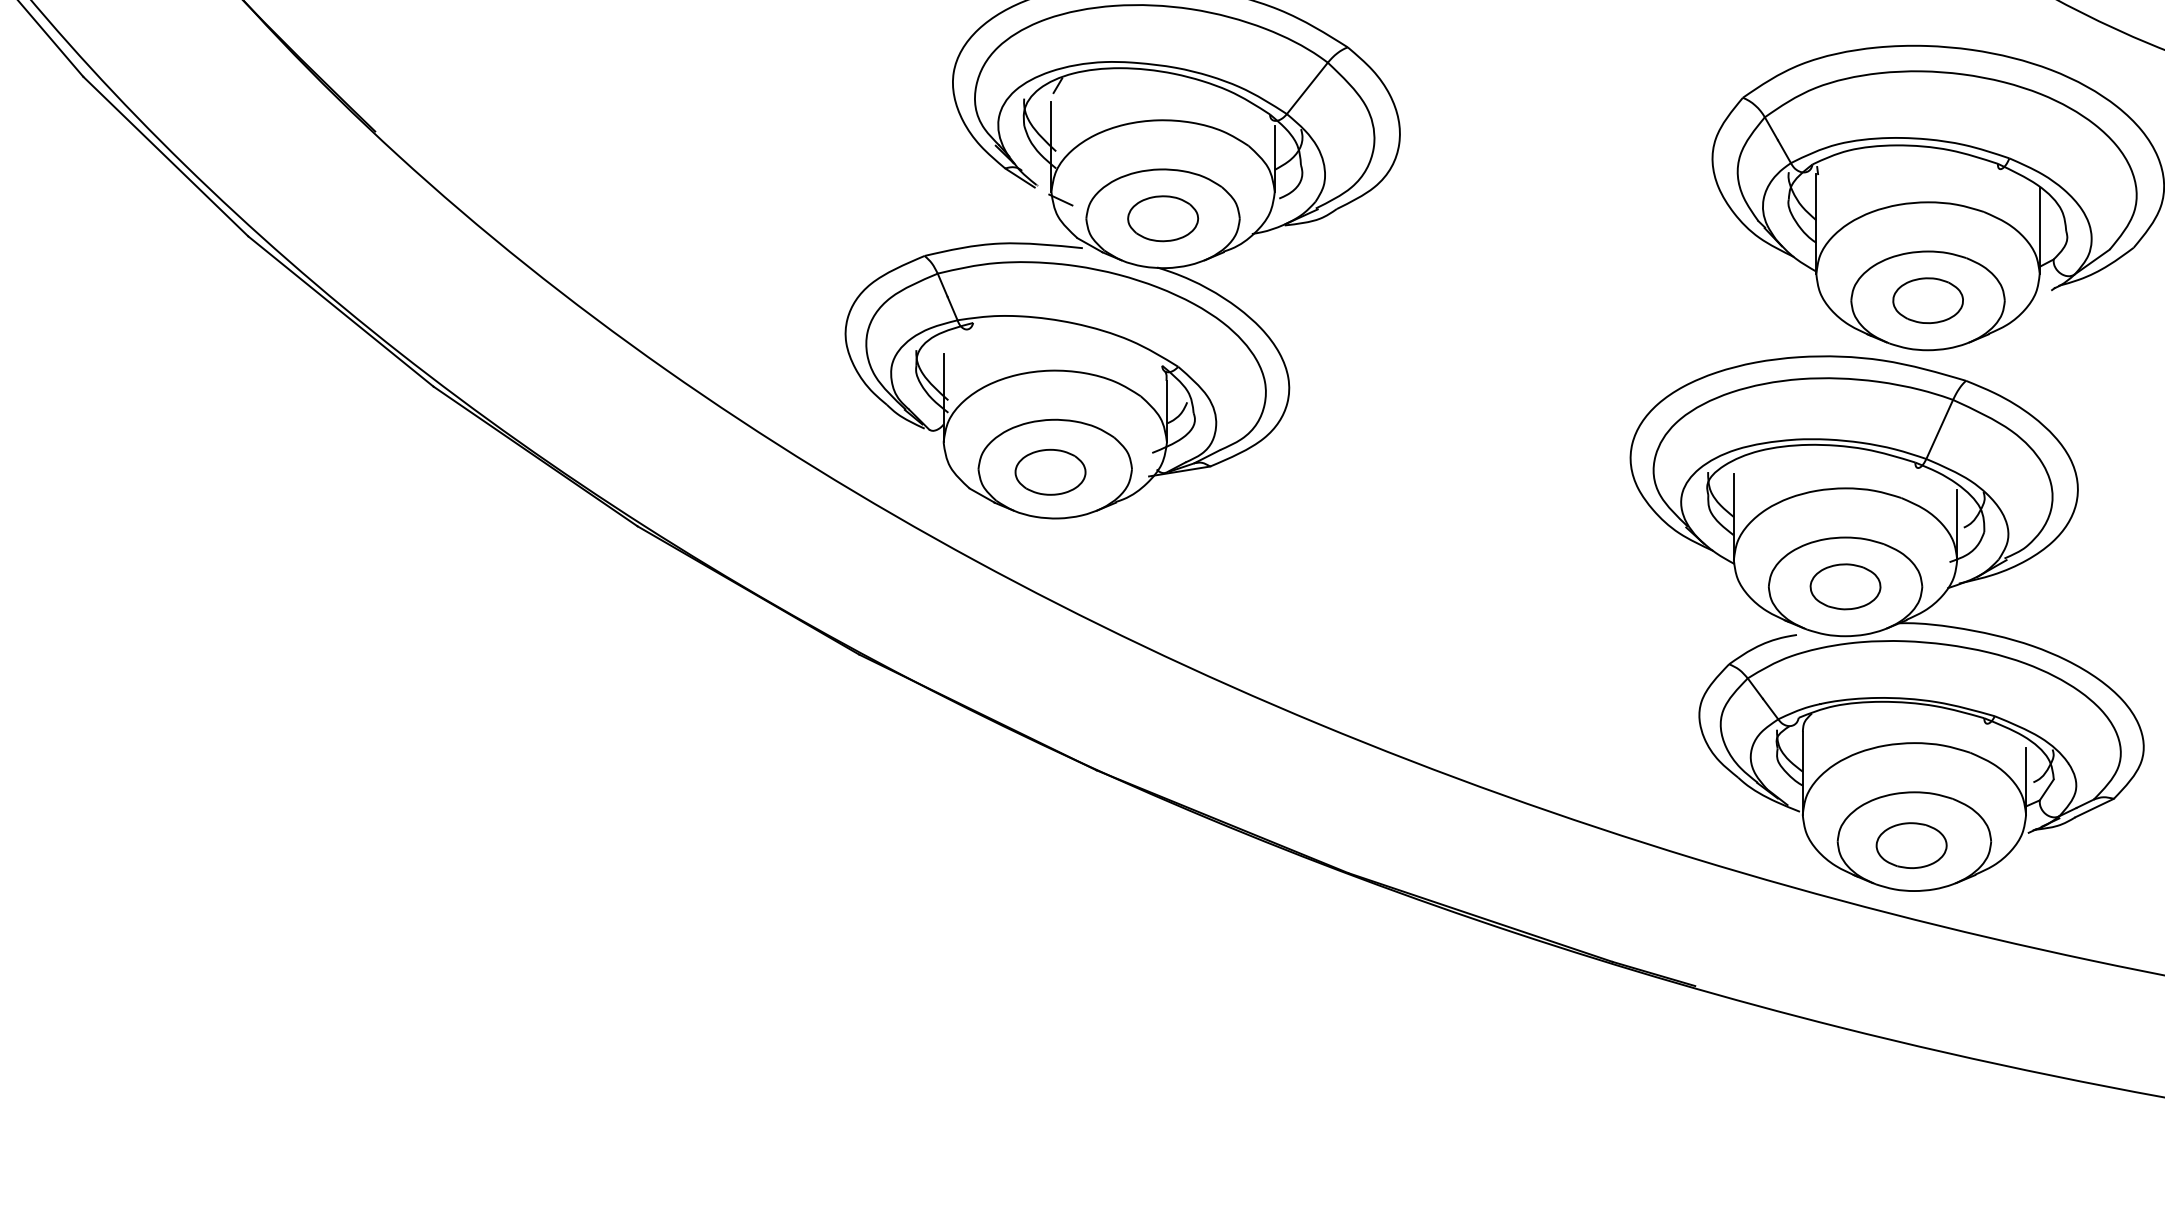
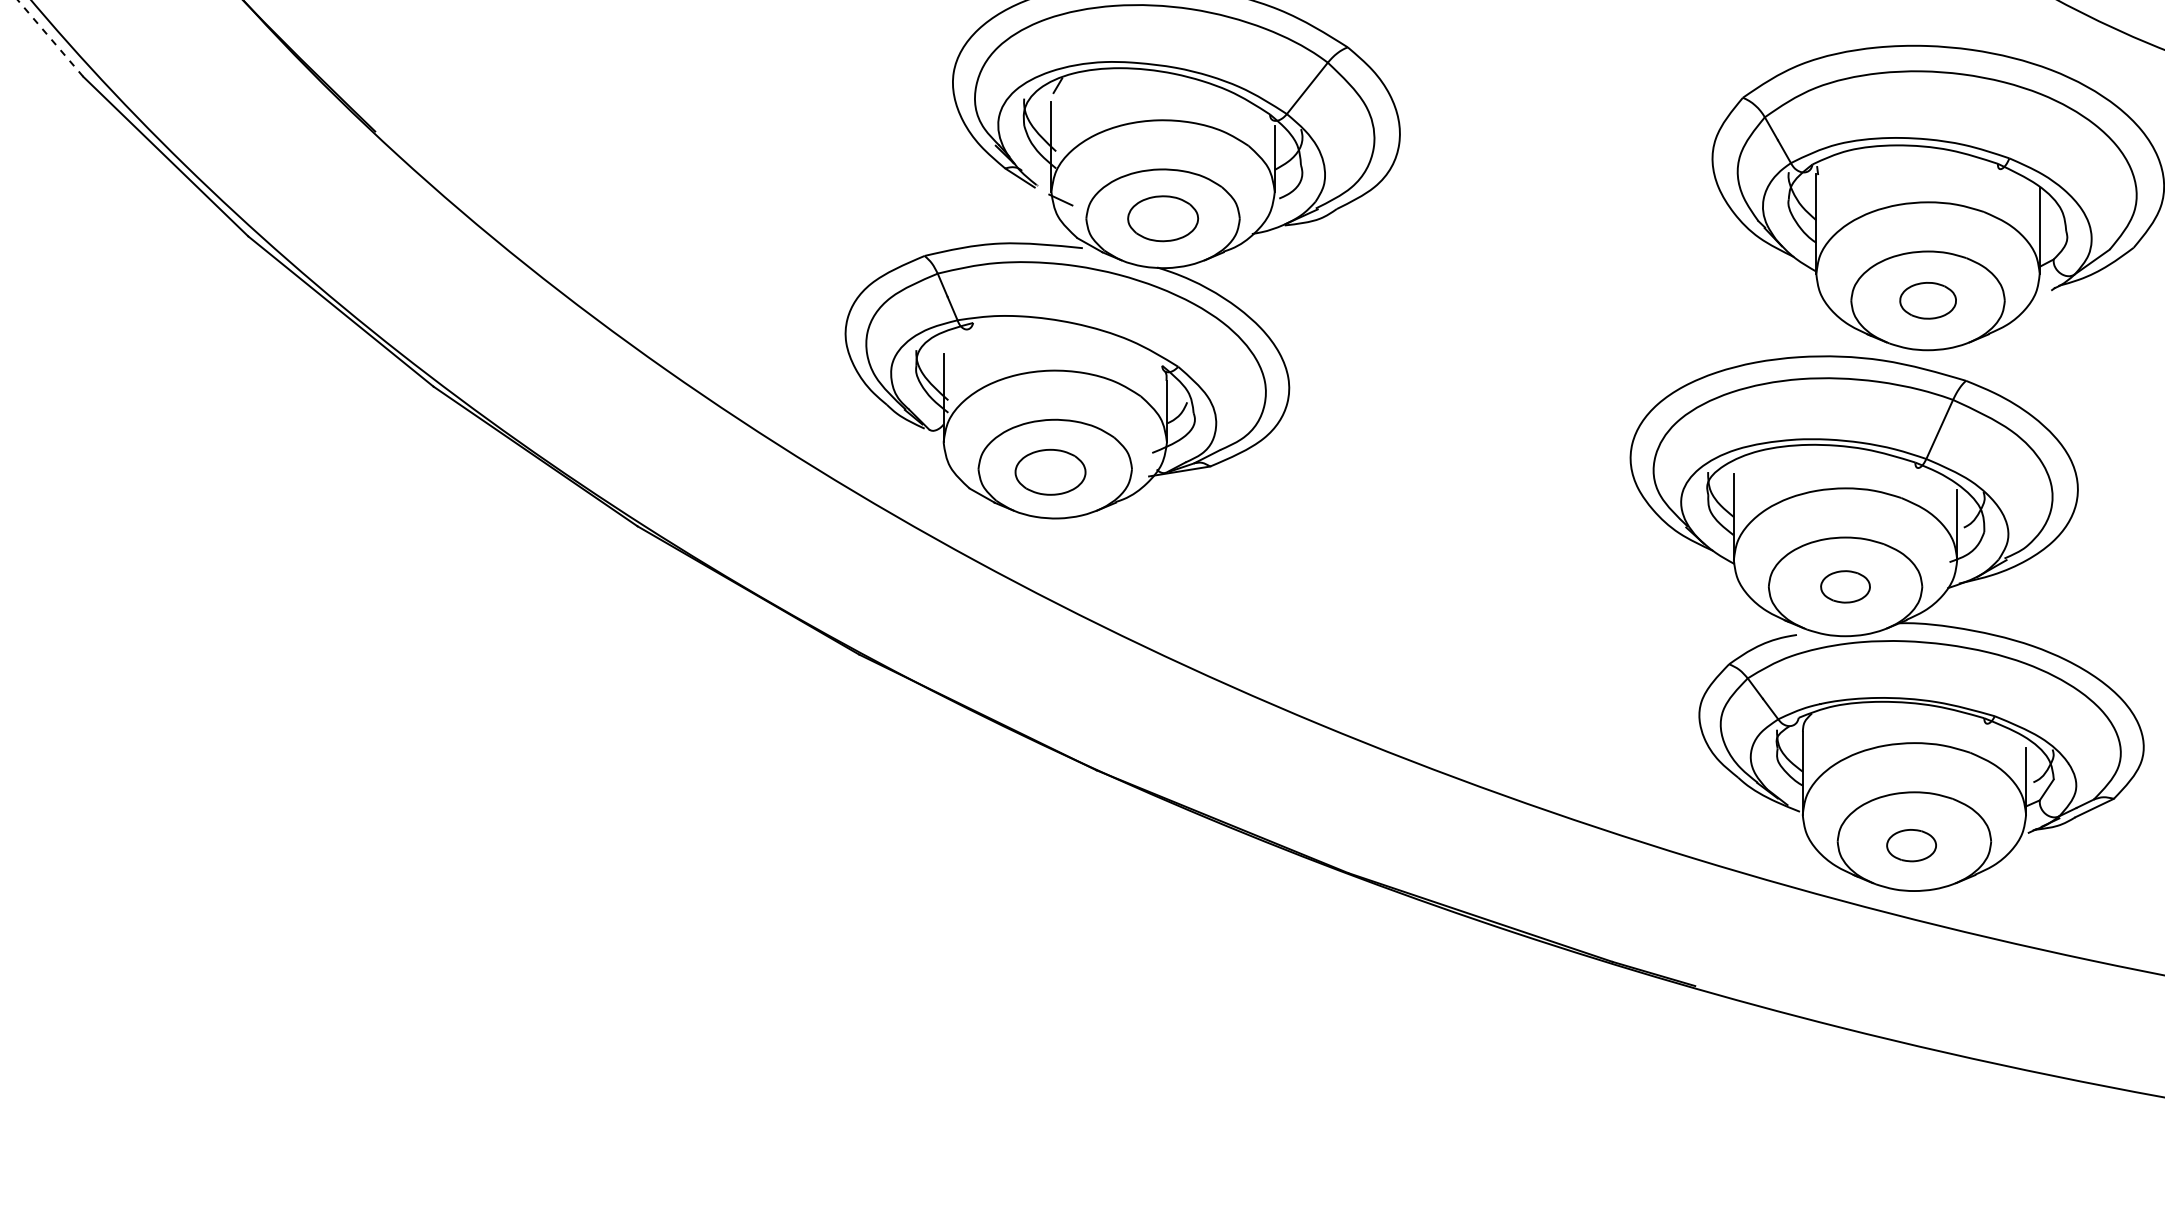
line: solid -> dashed (50, 38)
part size: 72x48 px -> 58x38 px (1927, 300)
part size: 73x48 px -> 51x34 px (1845, 586)
part size: 73x47 px -> 51x34 px (1911, 845)
